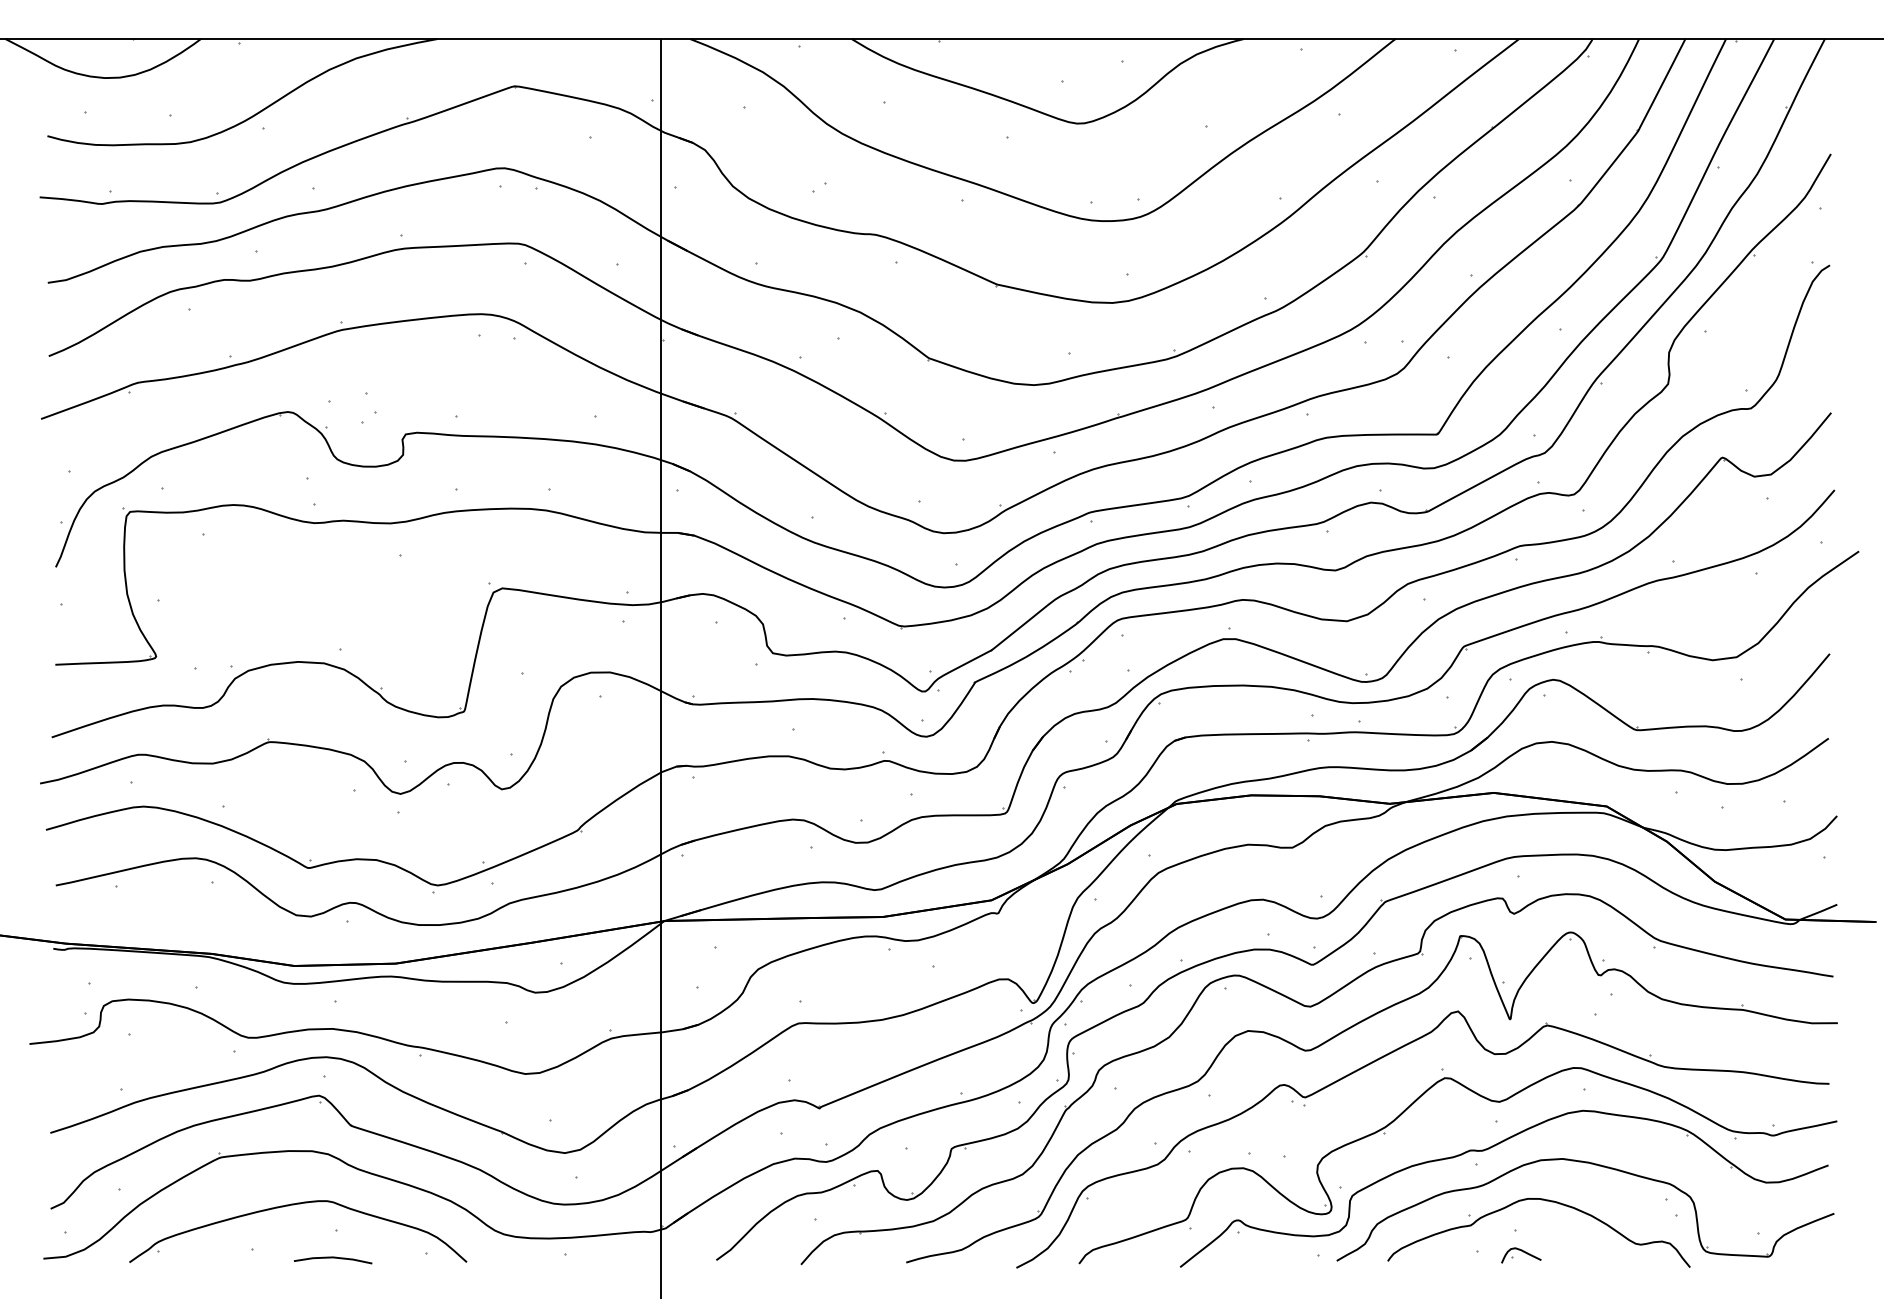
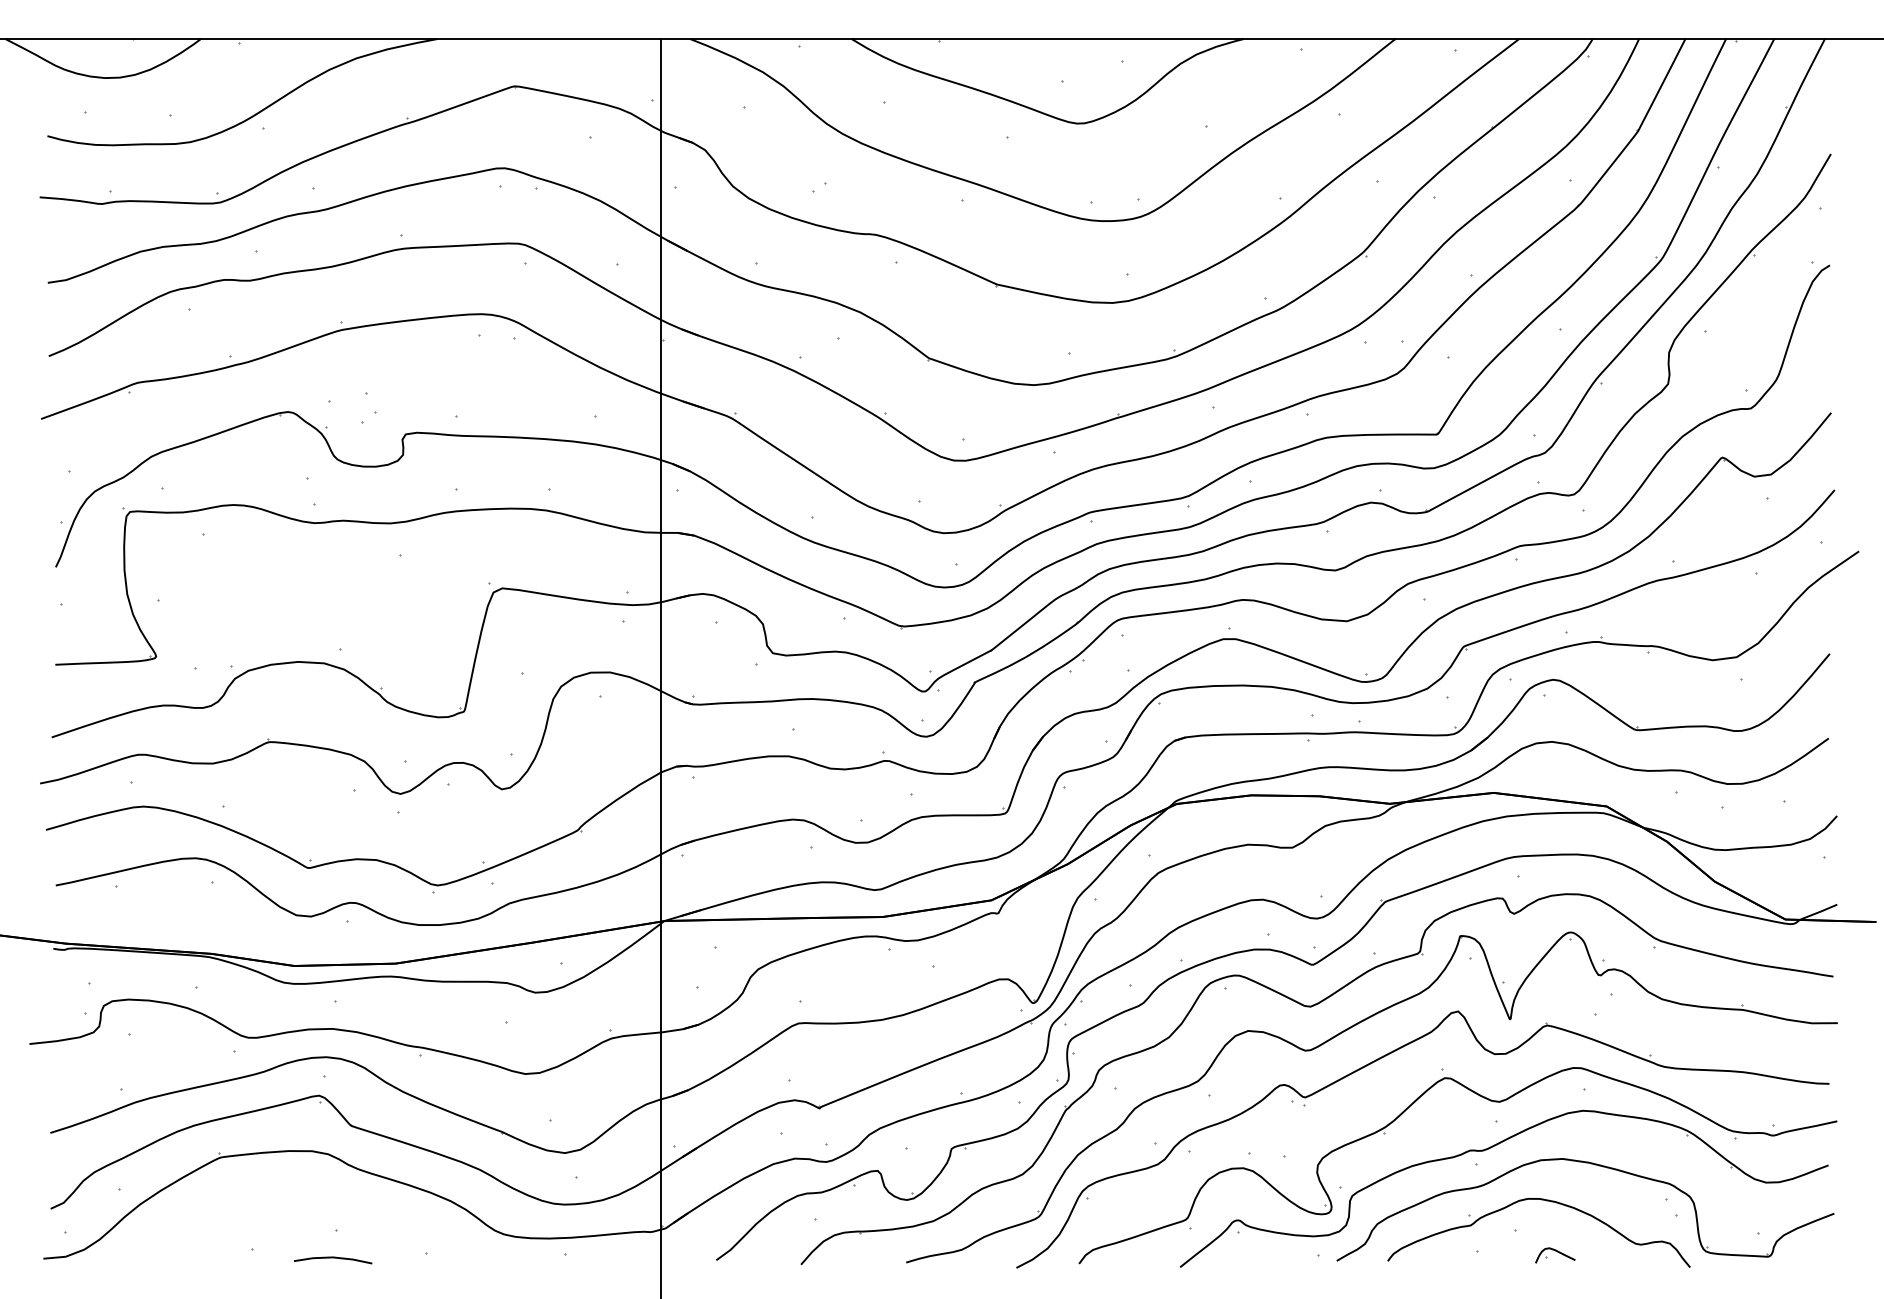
part: present -> none (294, 1205)
part position: (1521, 1255) -> (1555, 1255) (1555, 1255)
